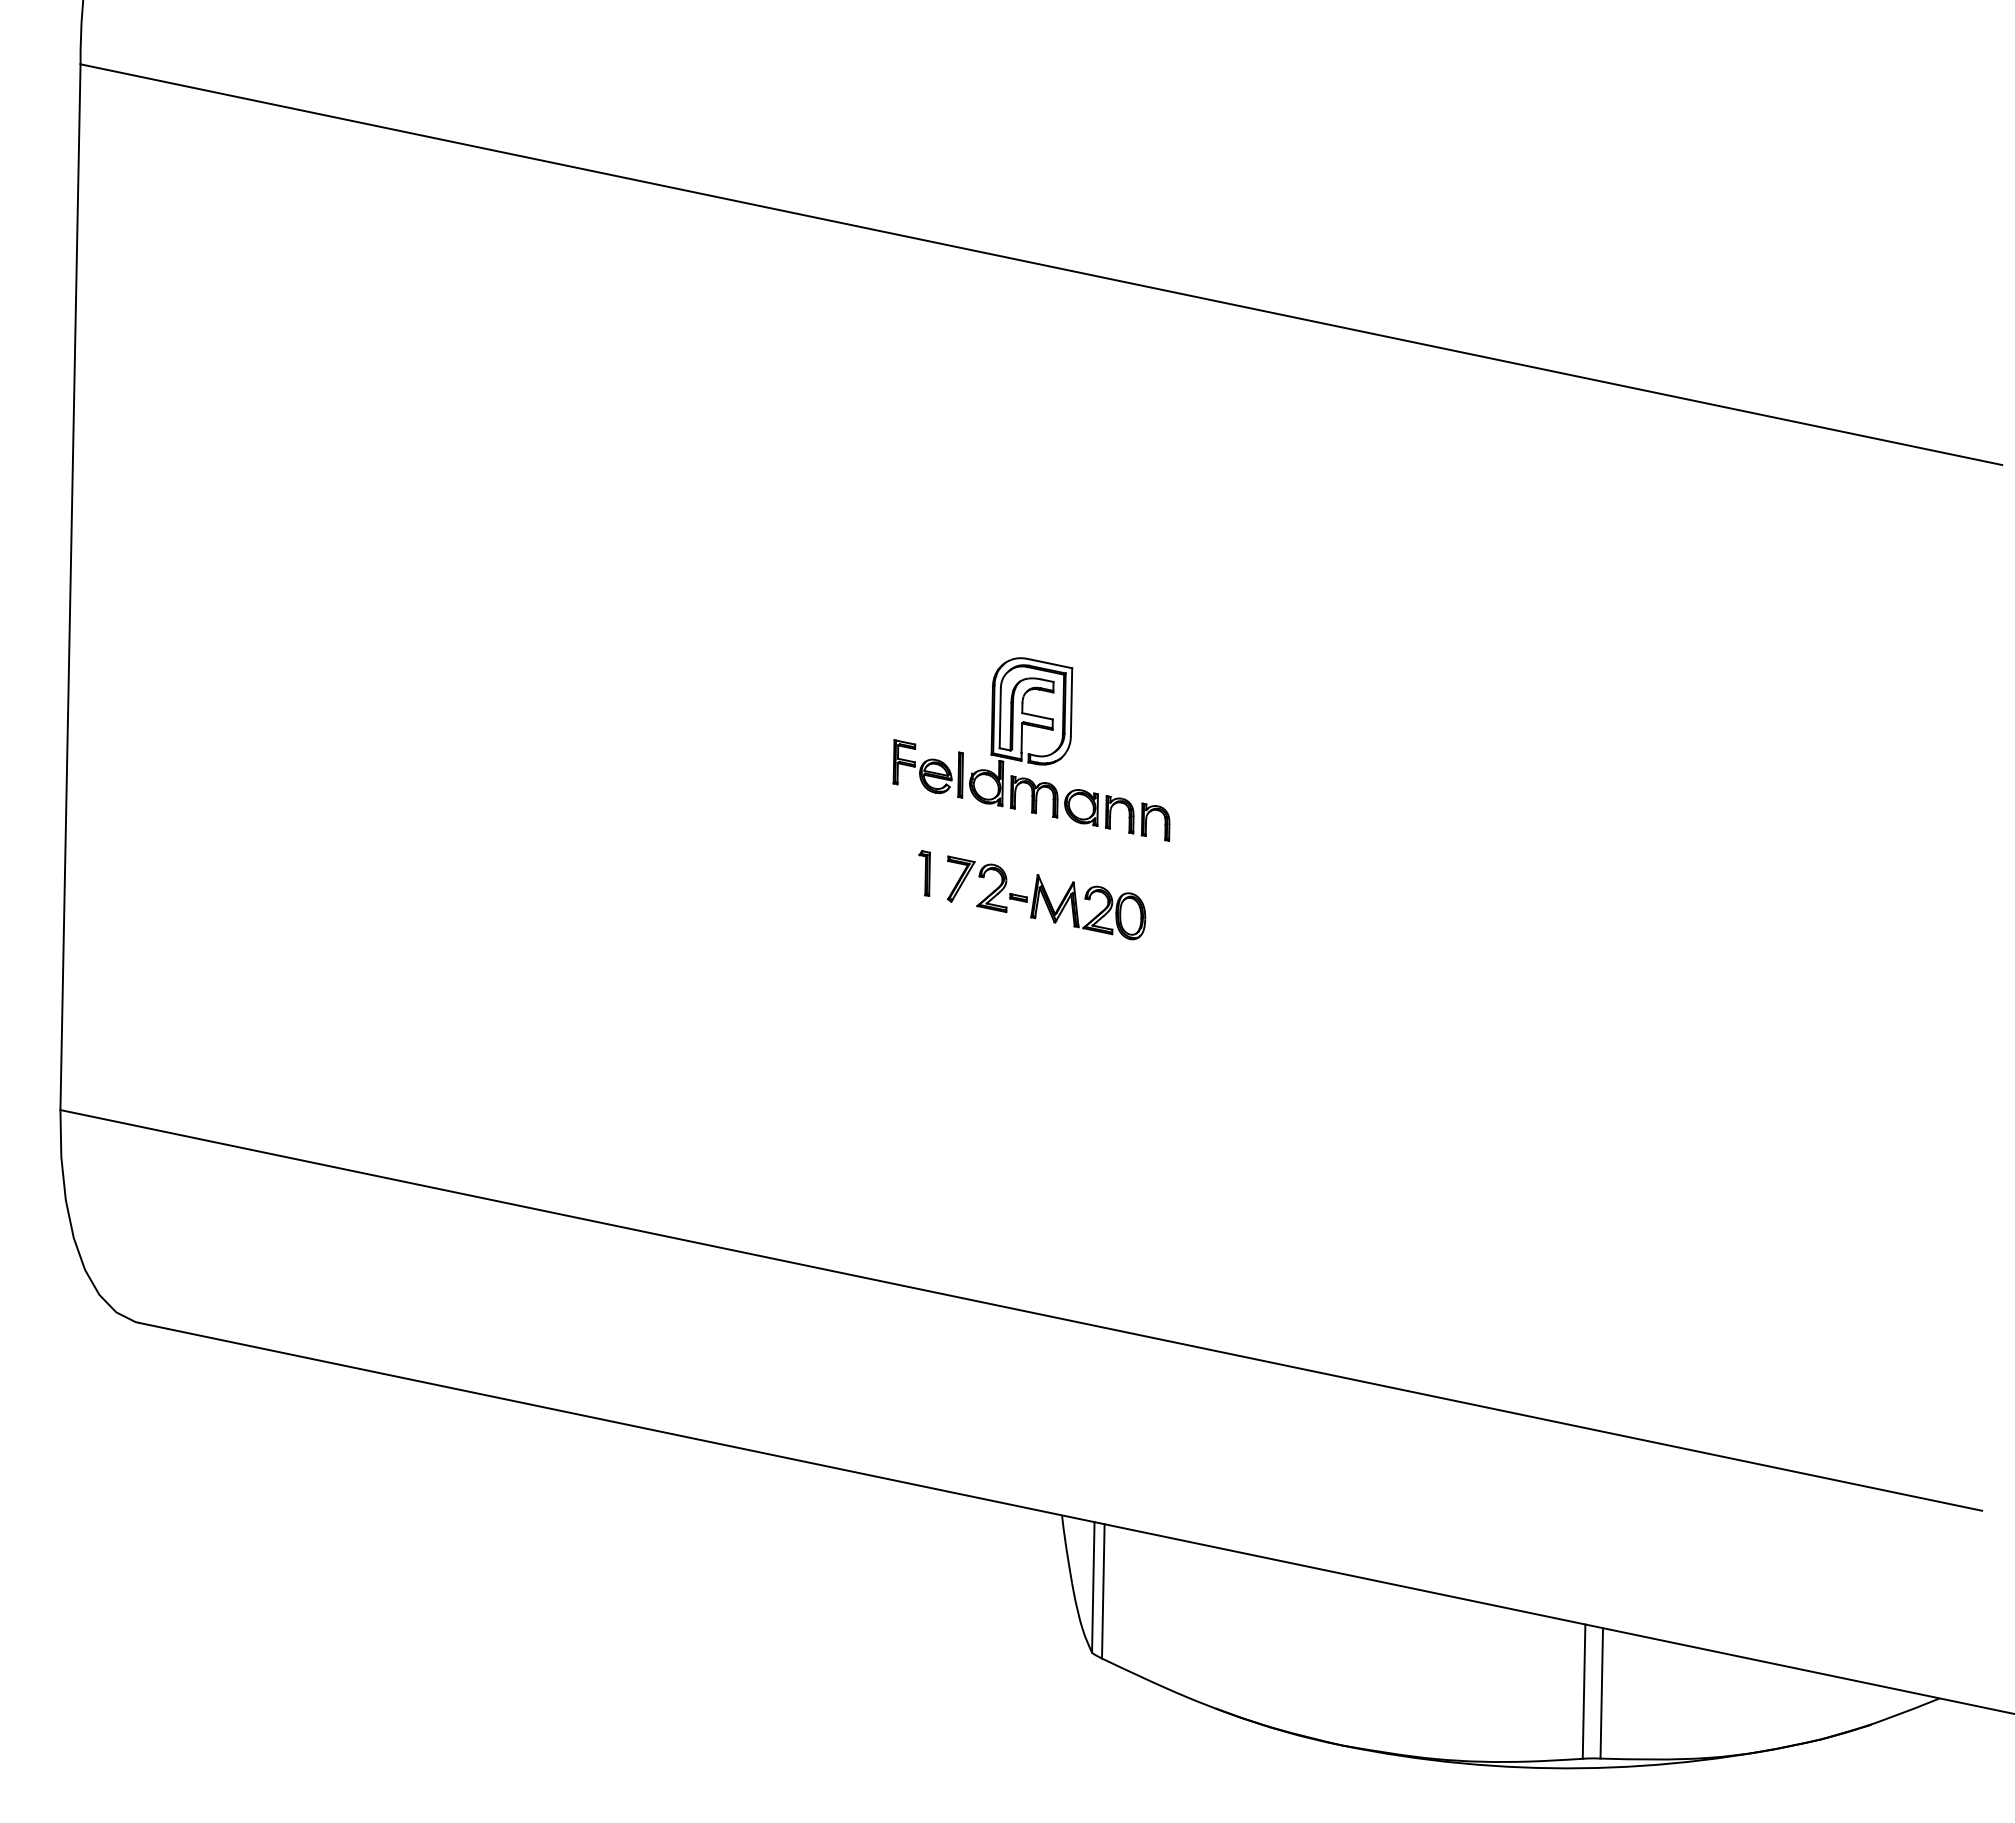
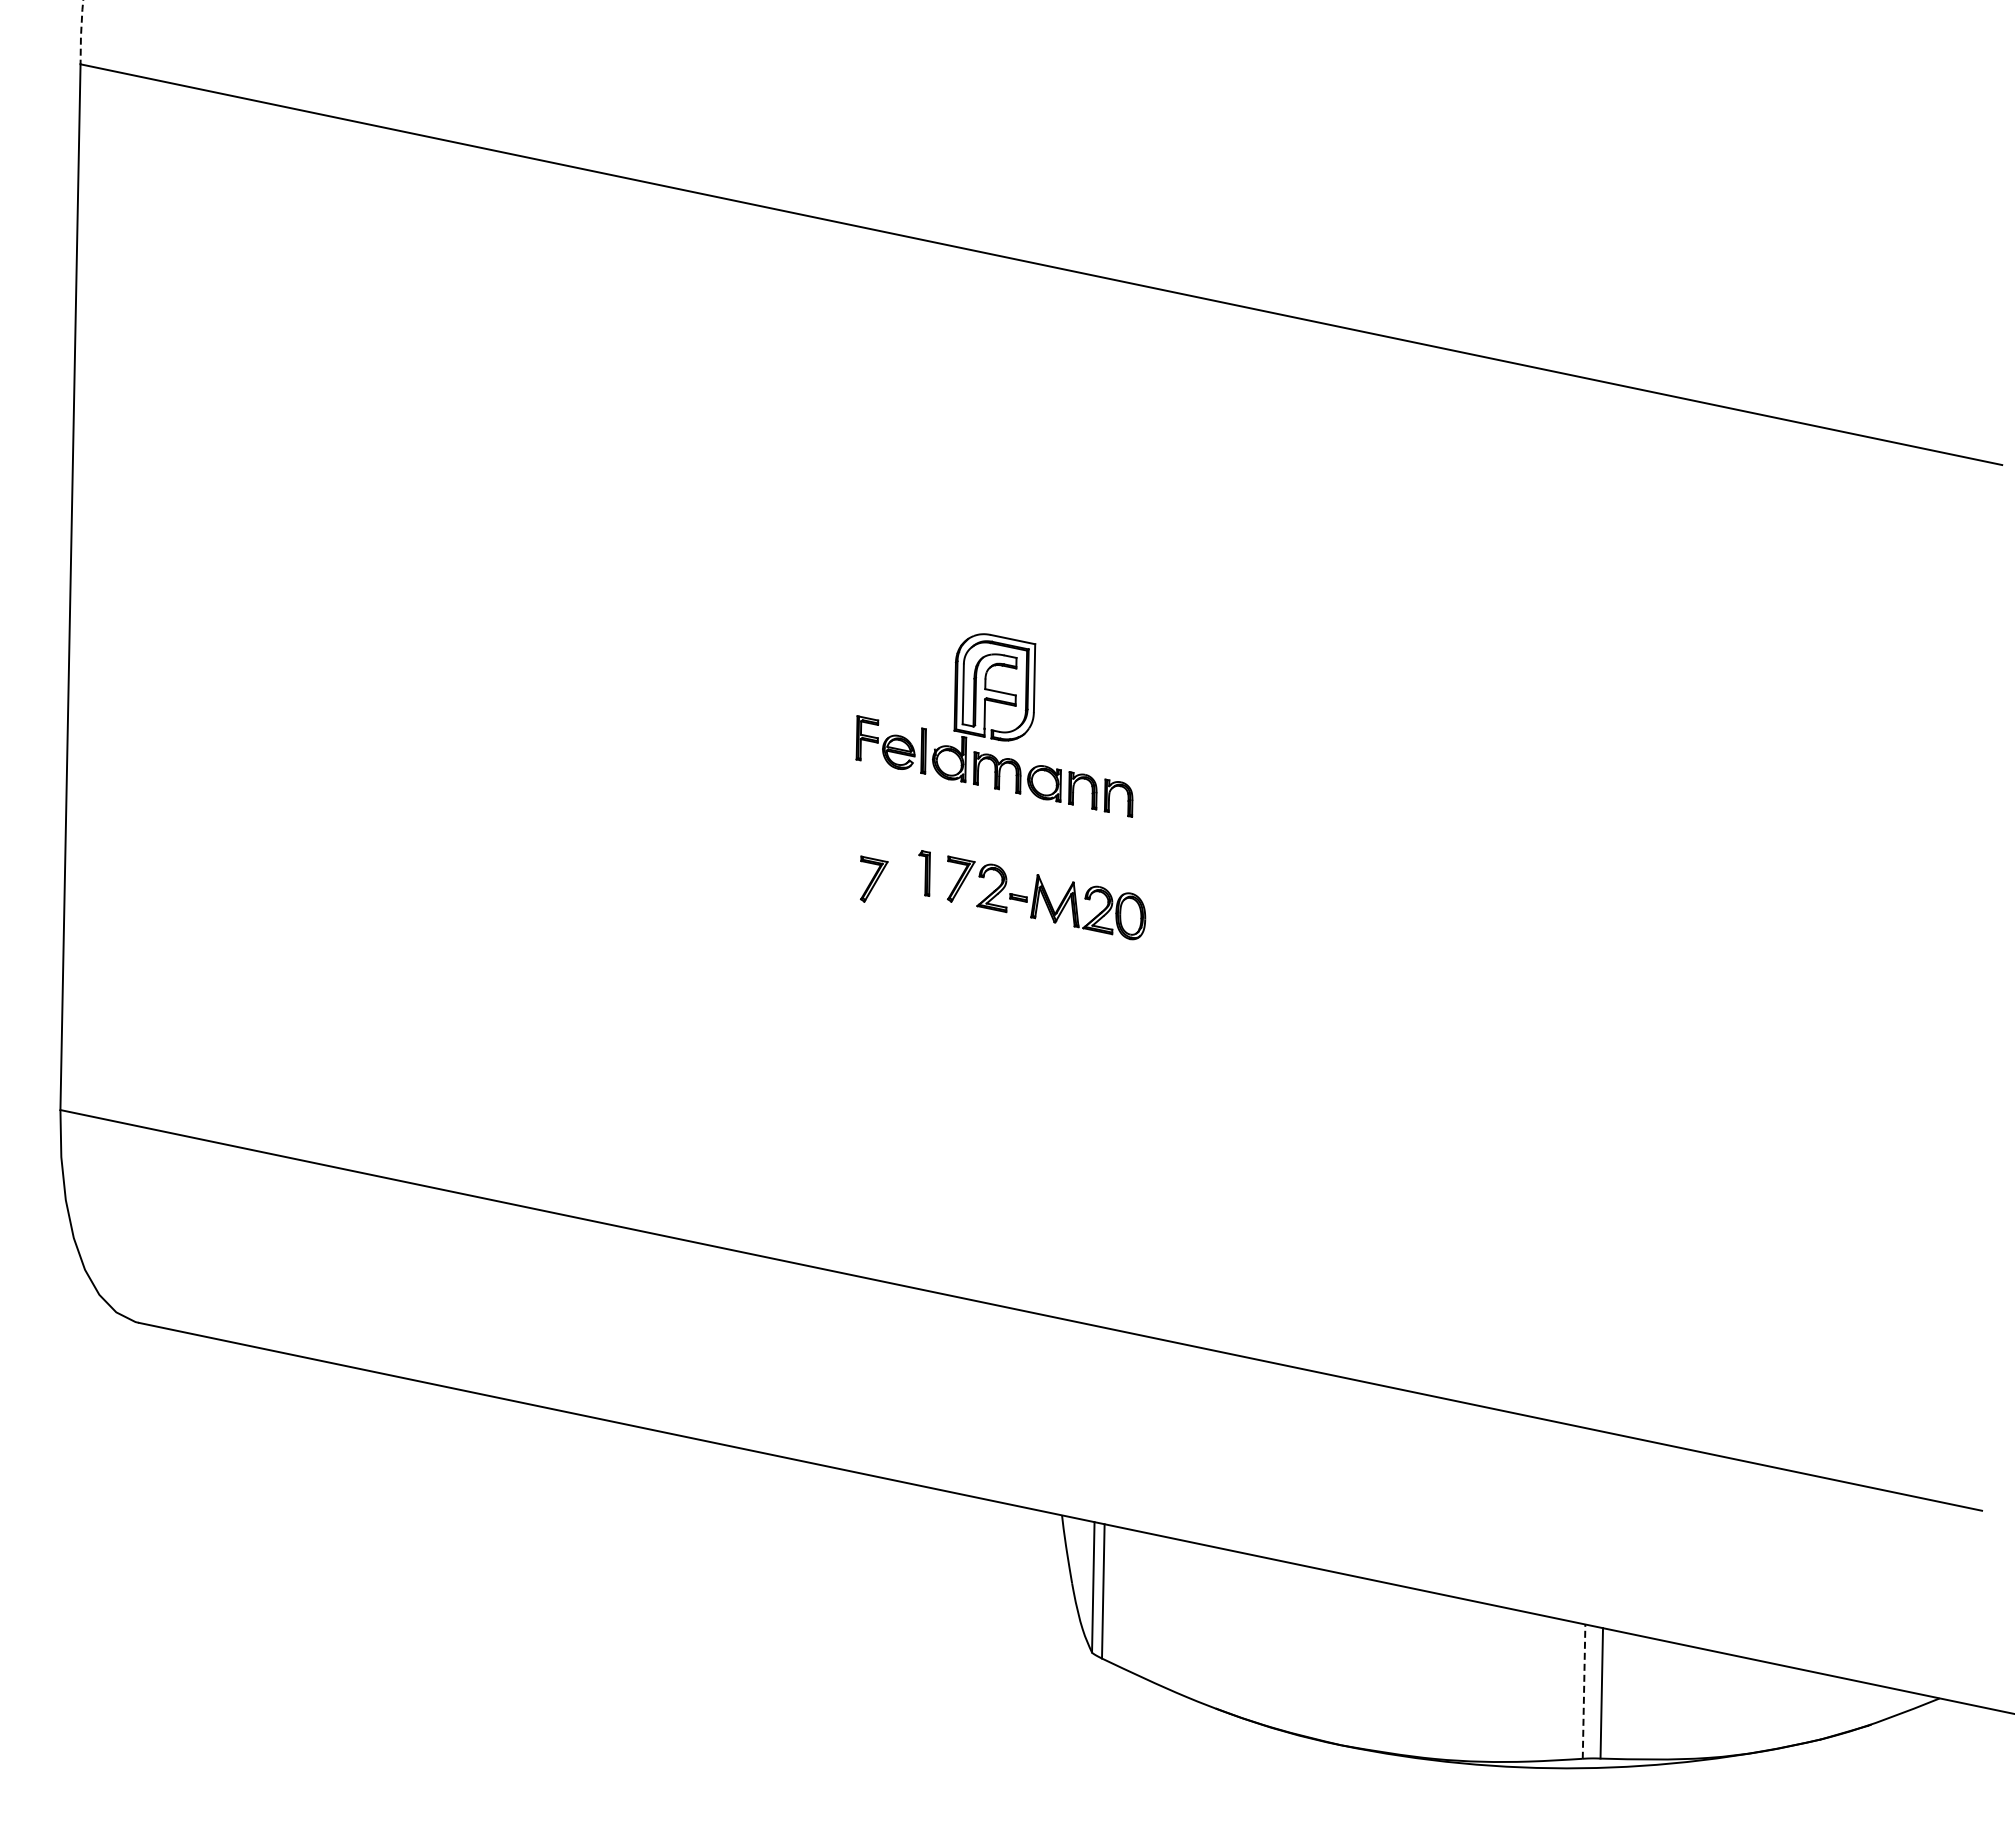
arc: solid -> dashed (81, 32)
part position: (1031, 749) -> (994, 725) (994, 725)
part: none -> present (874, 878)
line: solid -> dashed (1584, 1691)
